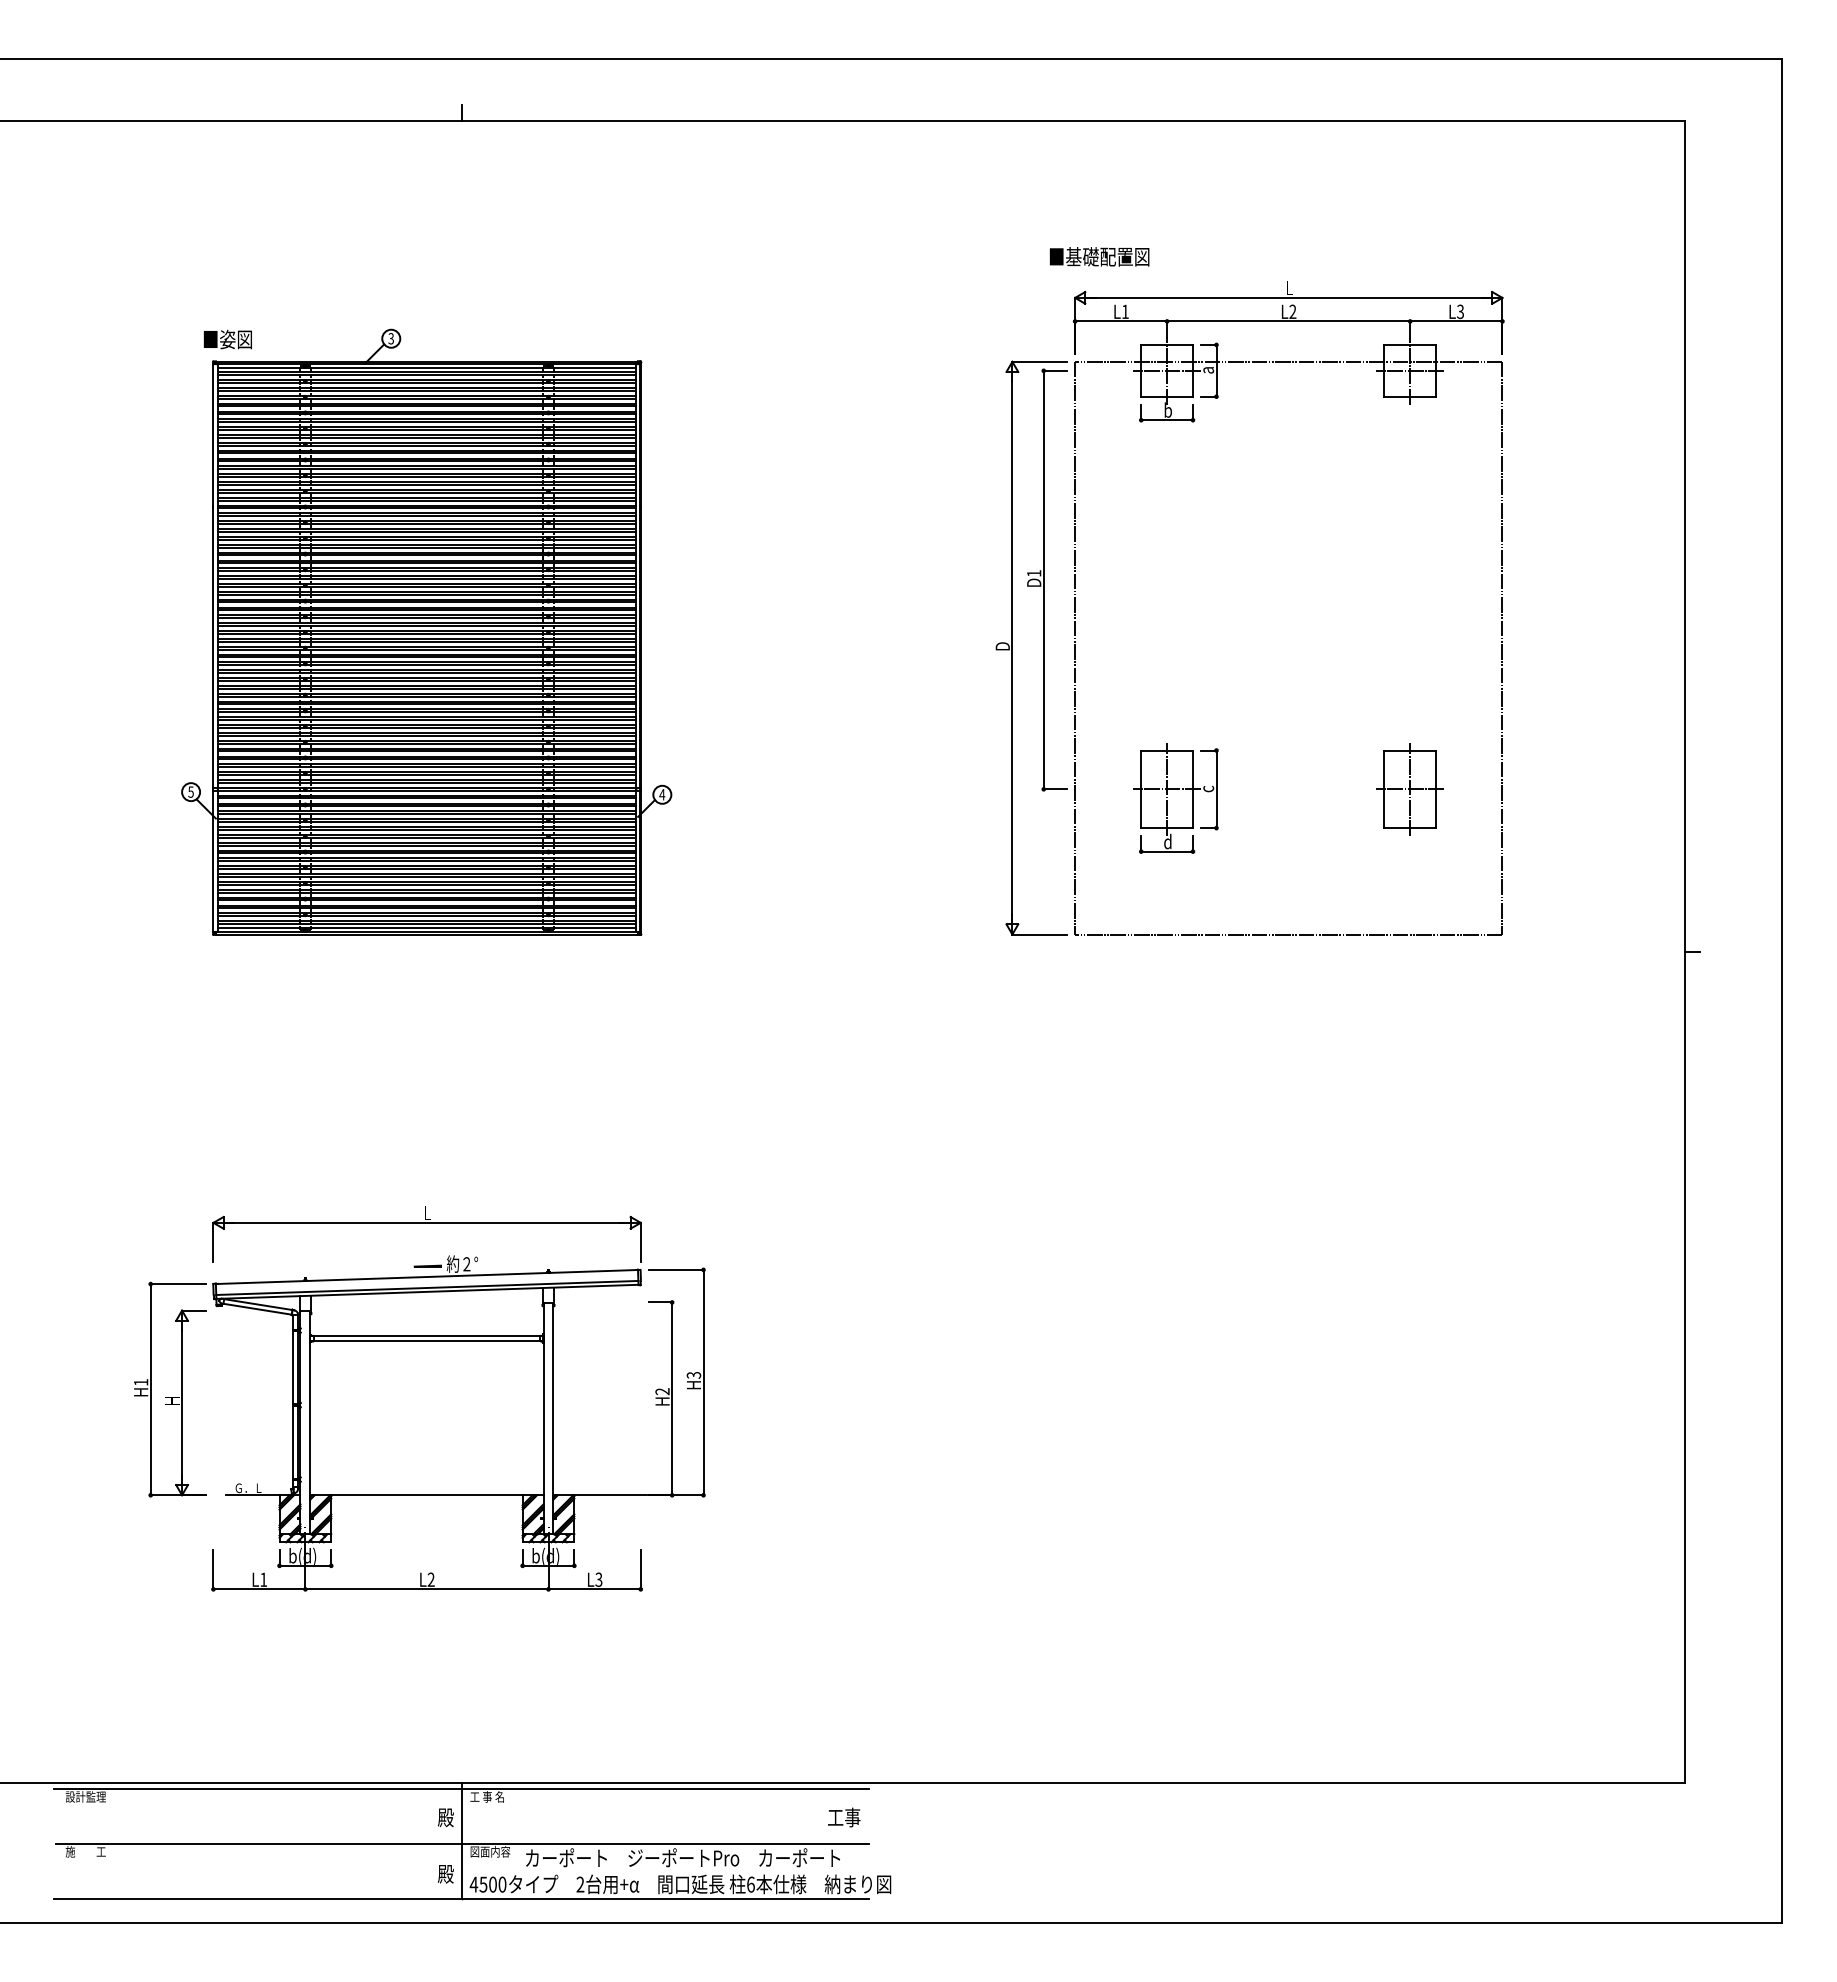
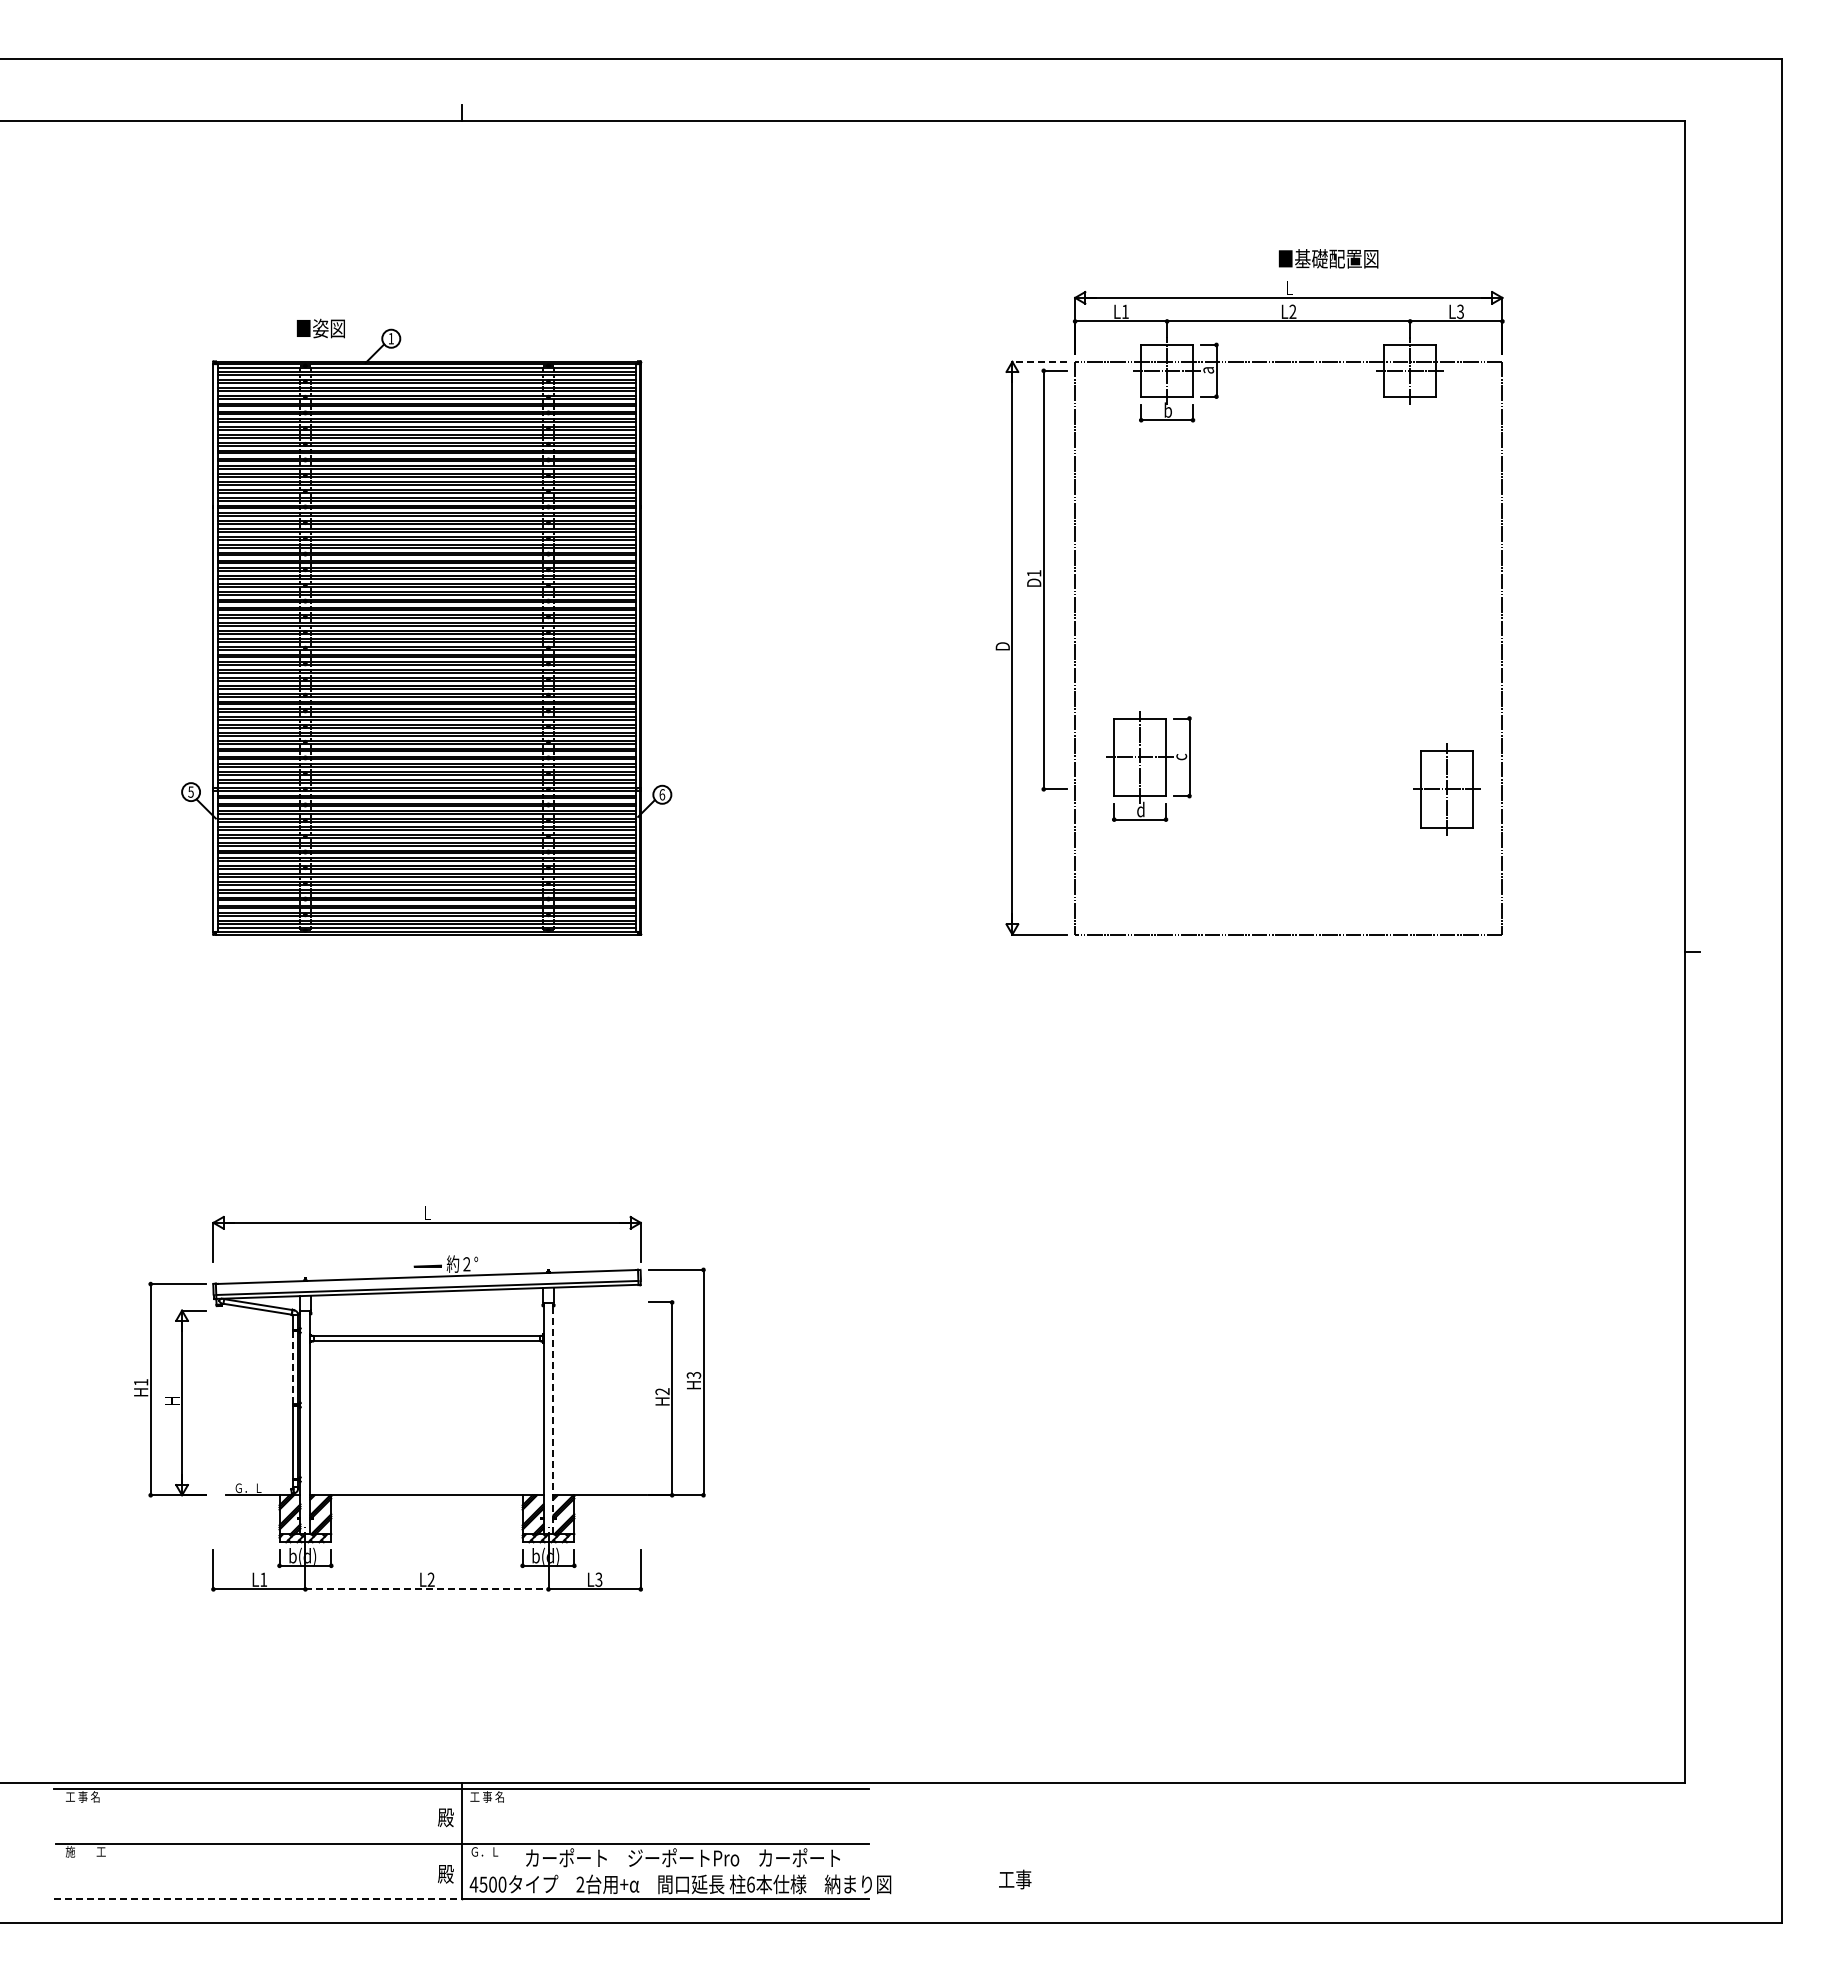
text position: (1099, 256) -> (1328, 258) (1328, 258)
text: 3 -> 1 (390, 338)
text position: (227, 339) -> (320, 328) (320, 328)
line: solid -> dashed (1039, 361)
part position: (1409, 789) -> (1446, 789) (1446, 789)
text: 4 -> 6 (661, 794)
part position: (1175, 798) -> (1148, 766) (1148, 766)
line: solid -> dashed (293, 1367)
line: solid -> dashed (553, 1418)
line: solid -> dashed (426, 1589)
text: 設計監理 -> 工 事 名 (85, 1796)
text position: (844, 1817) -> (1015, 1879) (1015, 1879)
text: 図面内容 -> Ｇ．Ｌ (490, 1851)
line: solid -> dashed (257, 1899)
